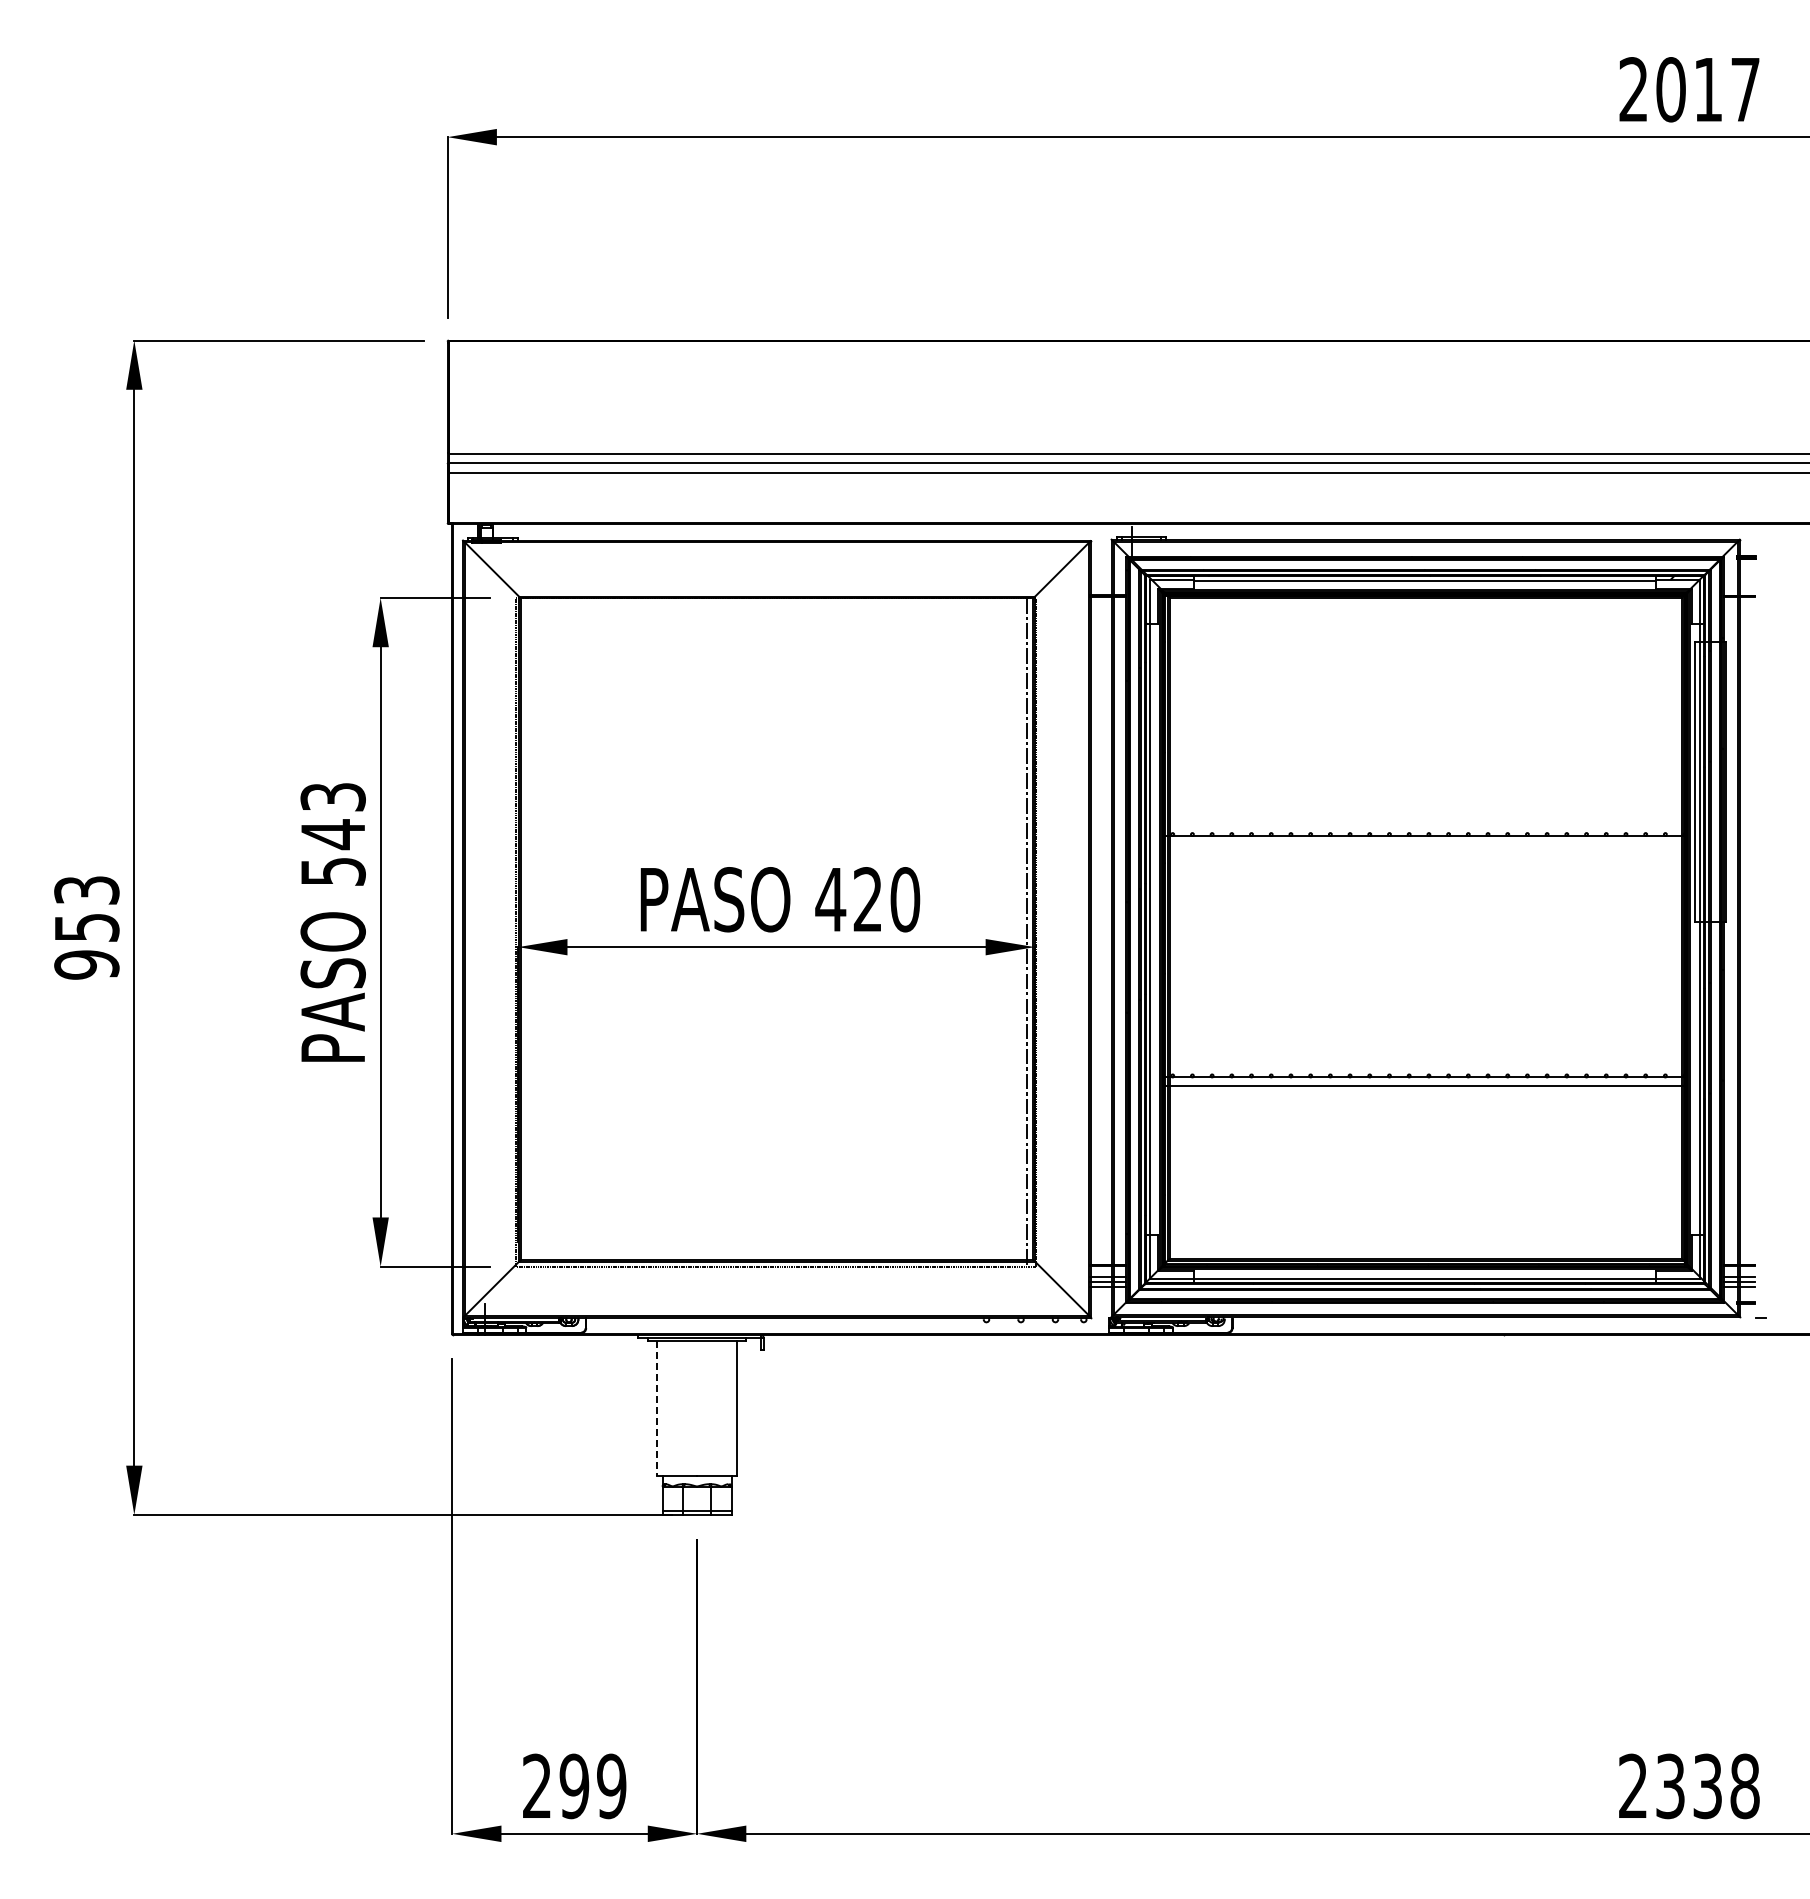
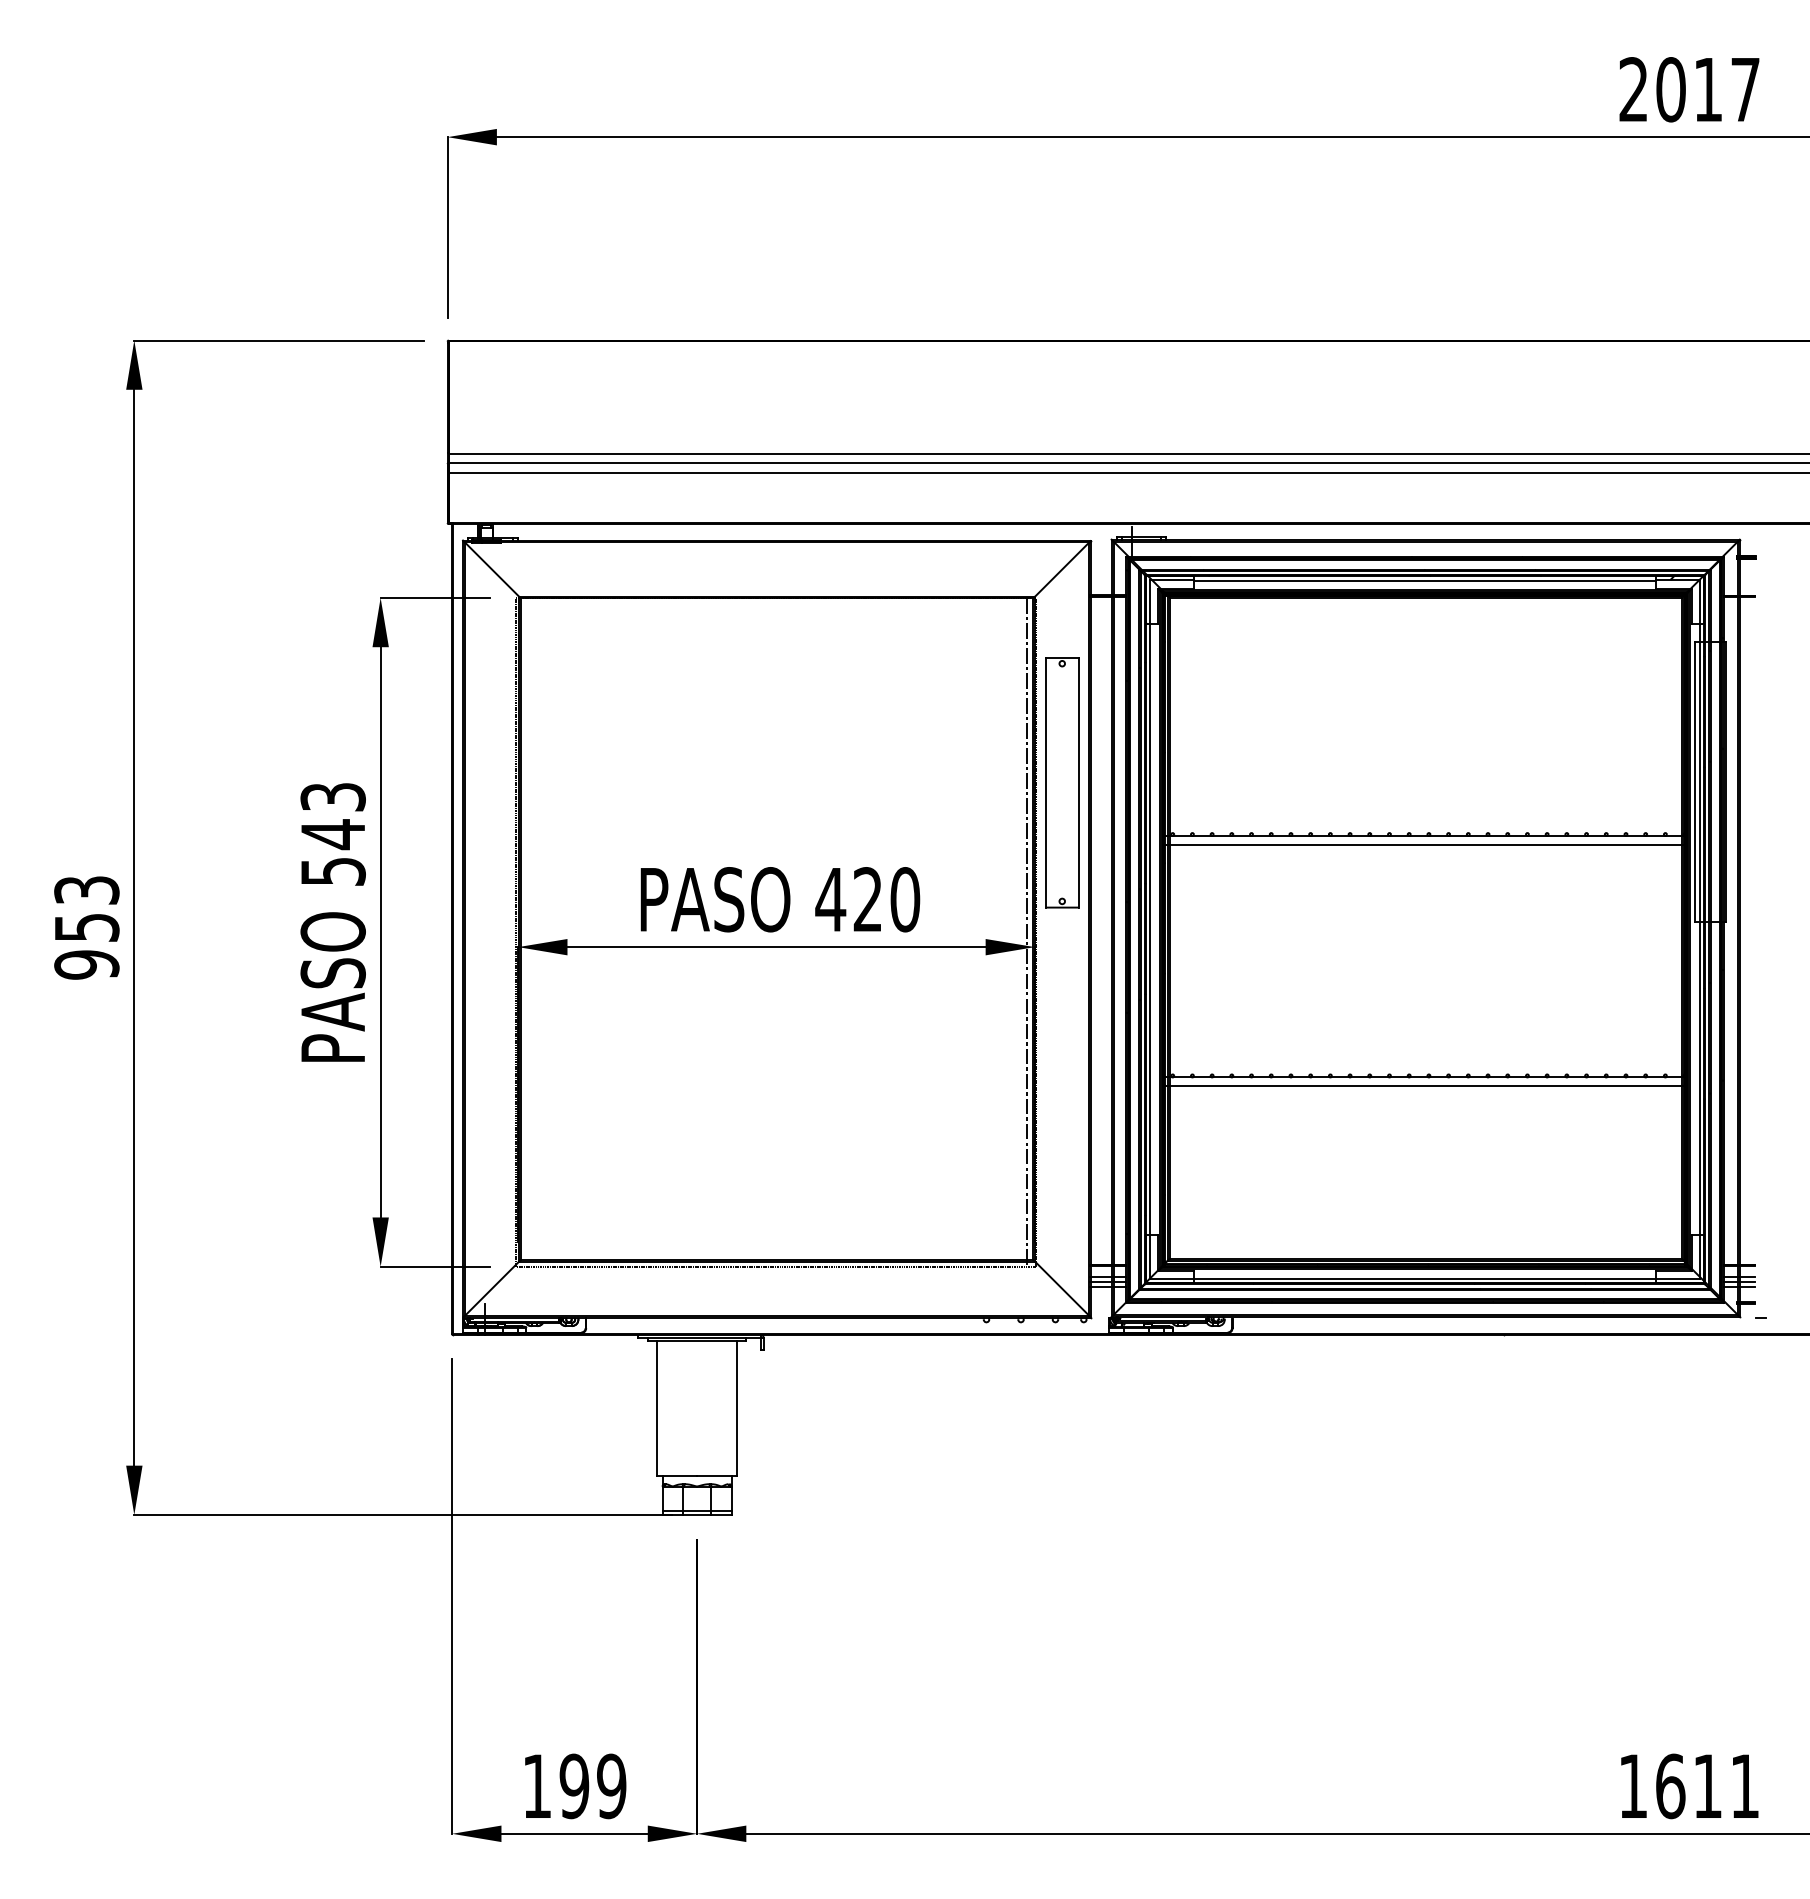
part: none -> present (1062, 782)
line: none -> present (1424, 844)
line: dashed -> solid (657, 1408)
text: 299 -> 199 (536, 1785)
text: 2338 -> 1611 (1689, 1786)
